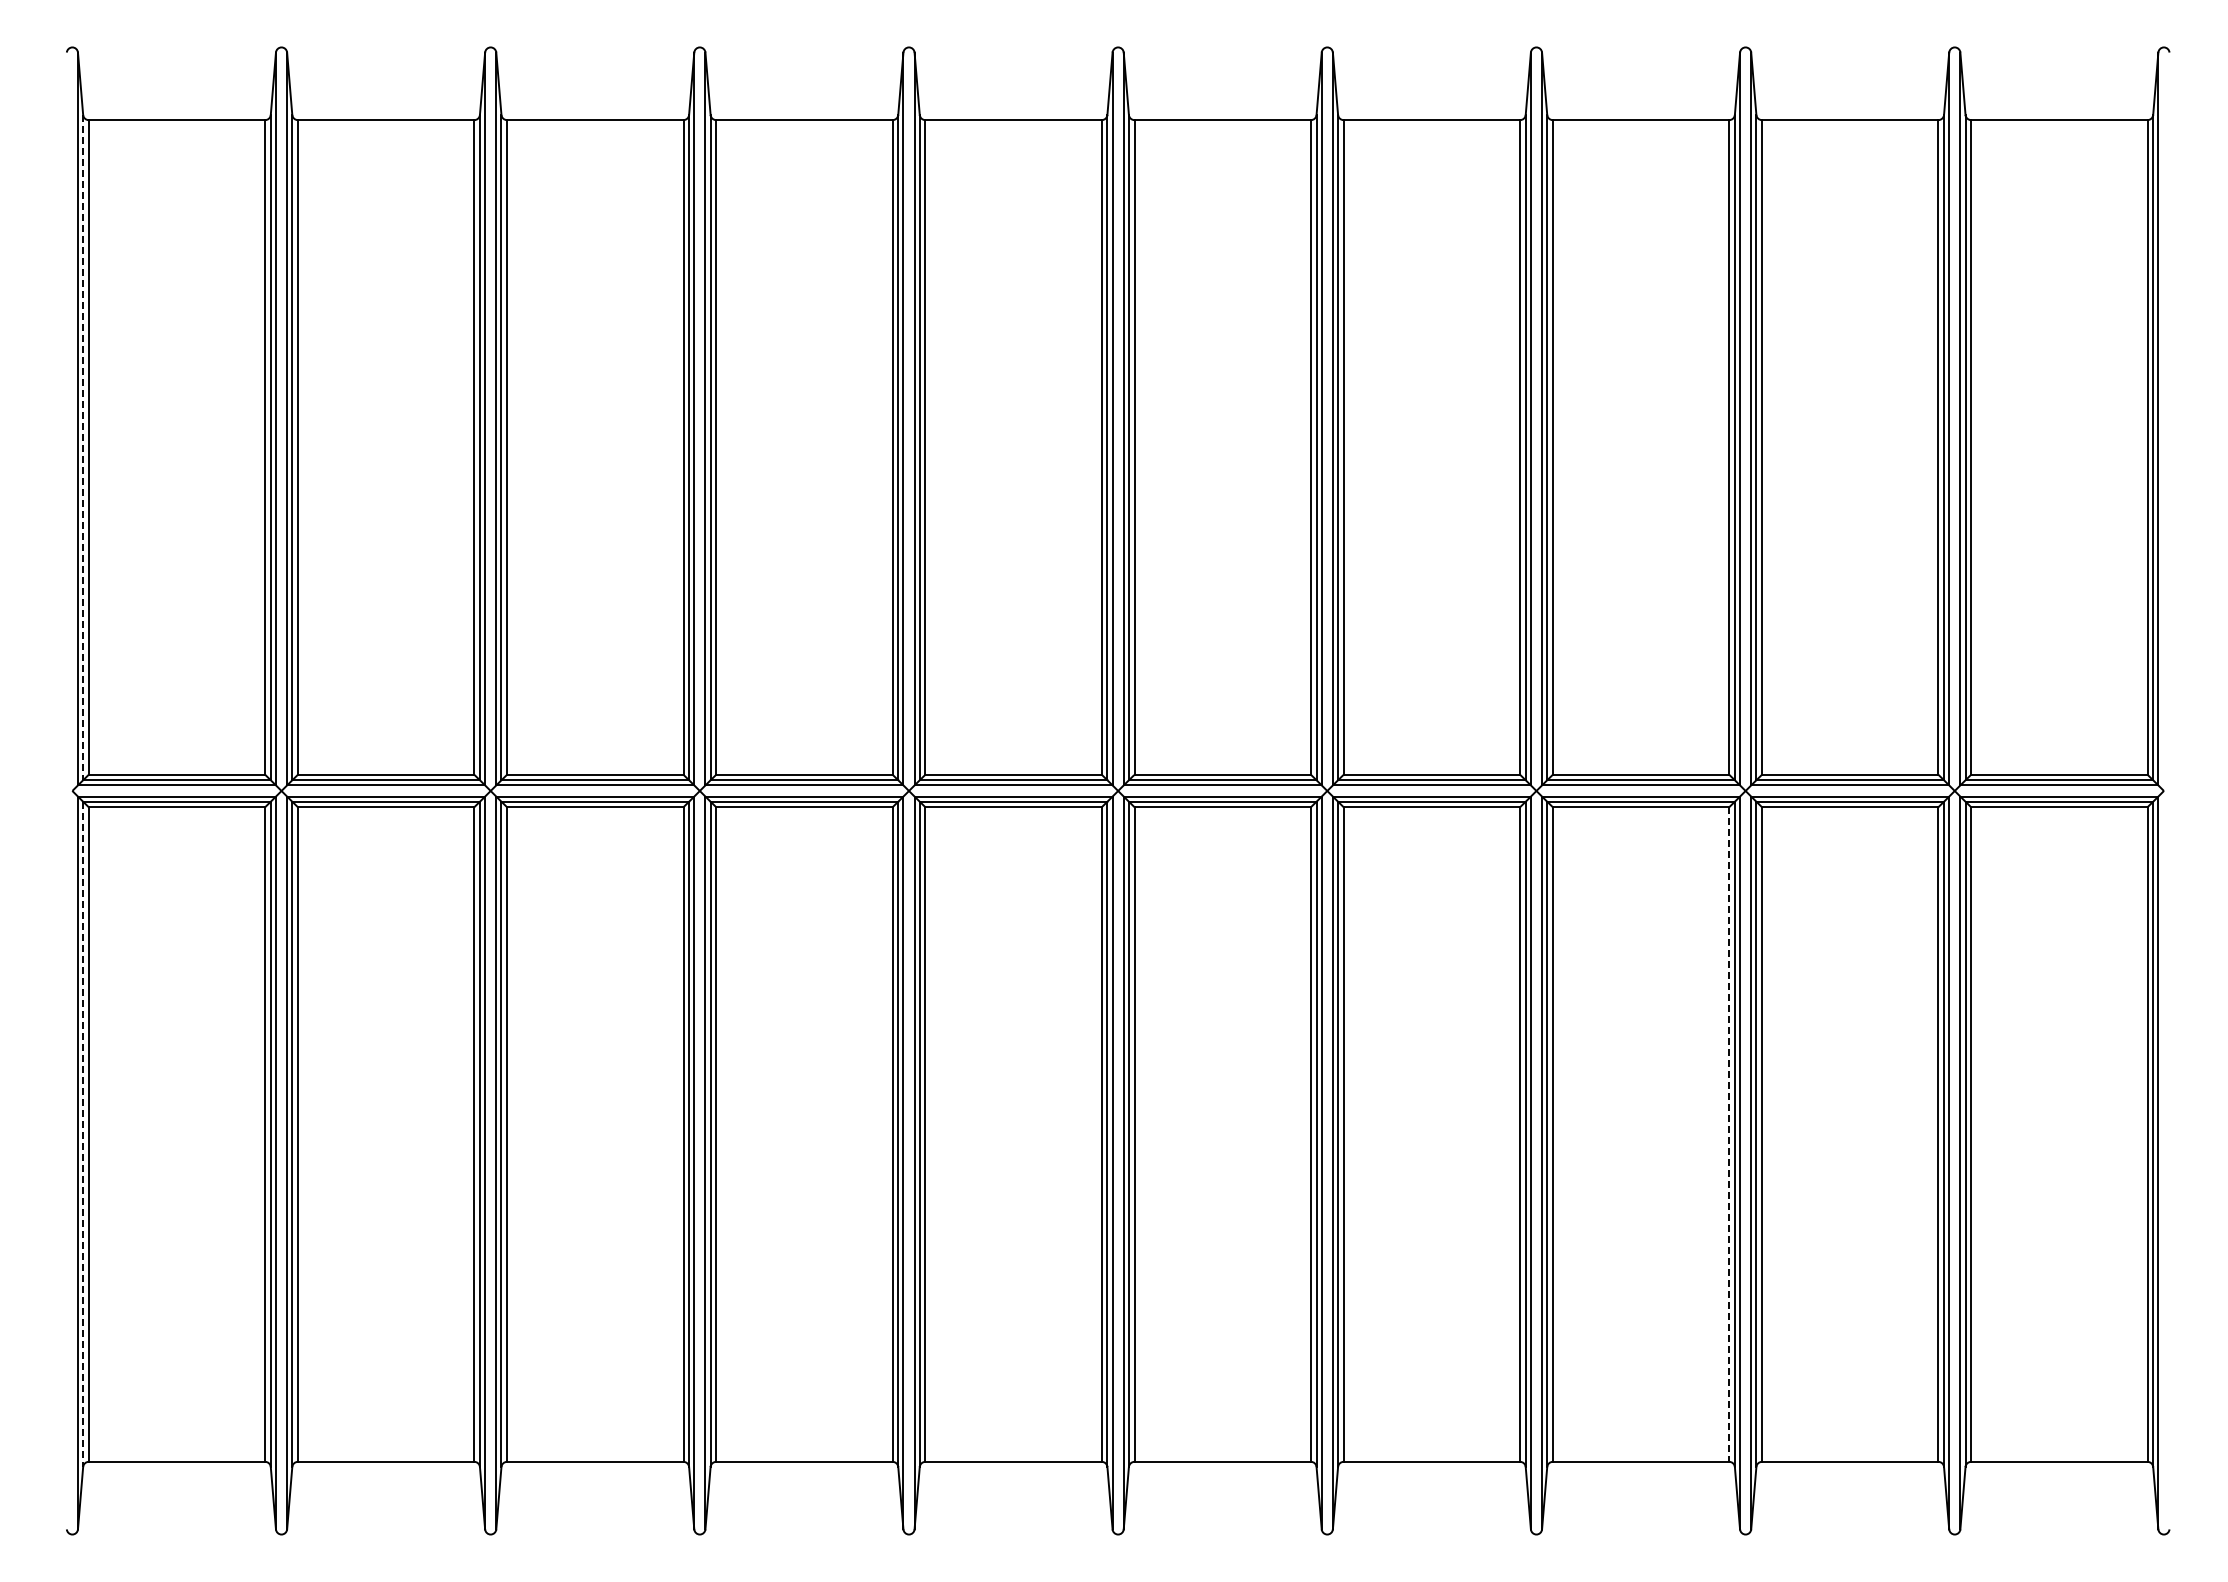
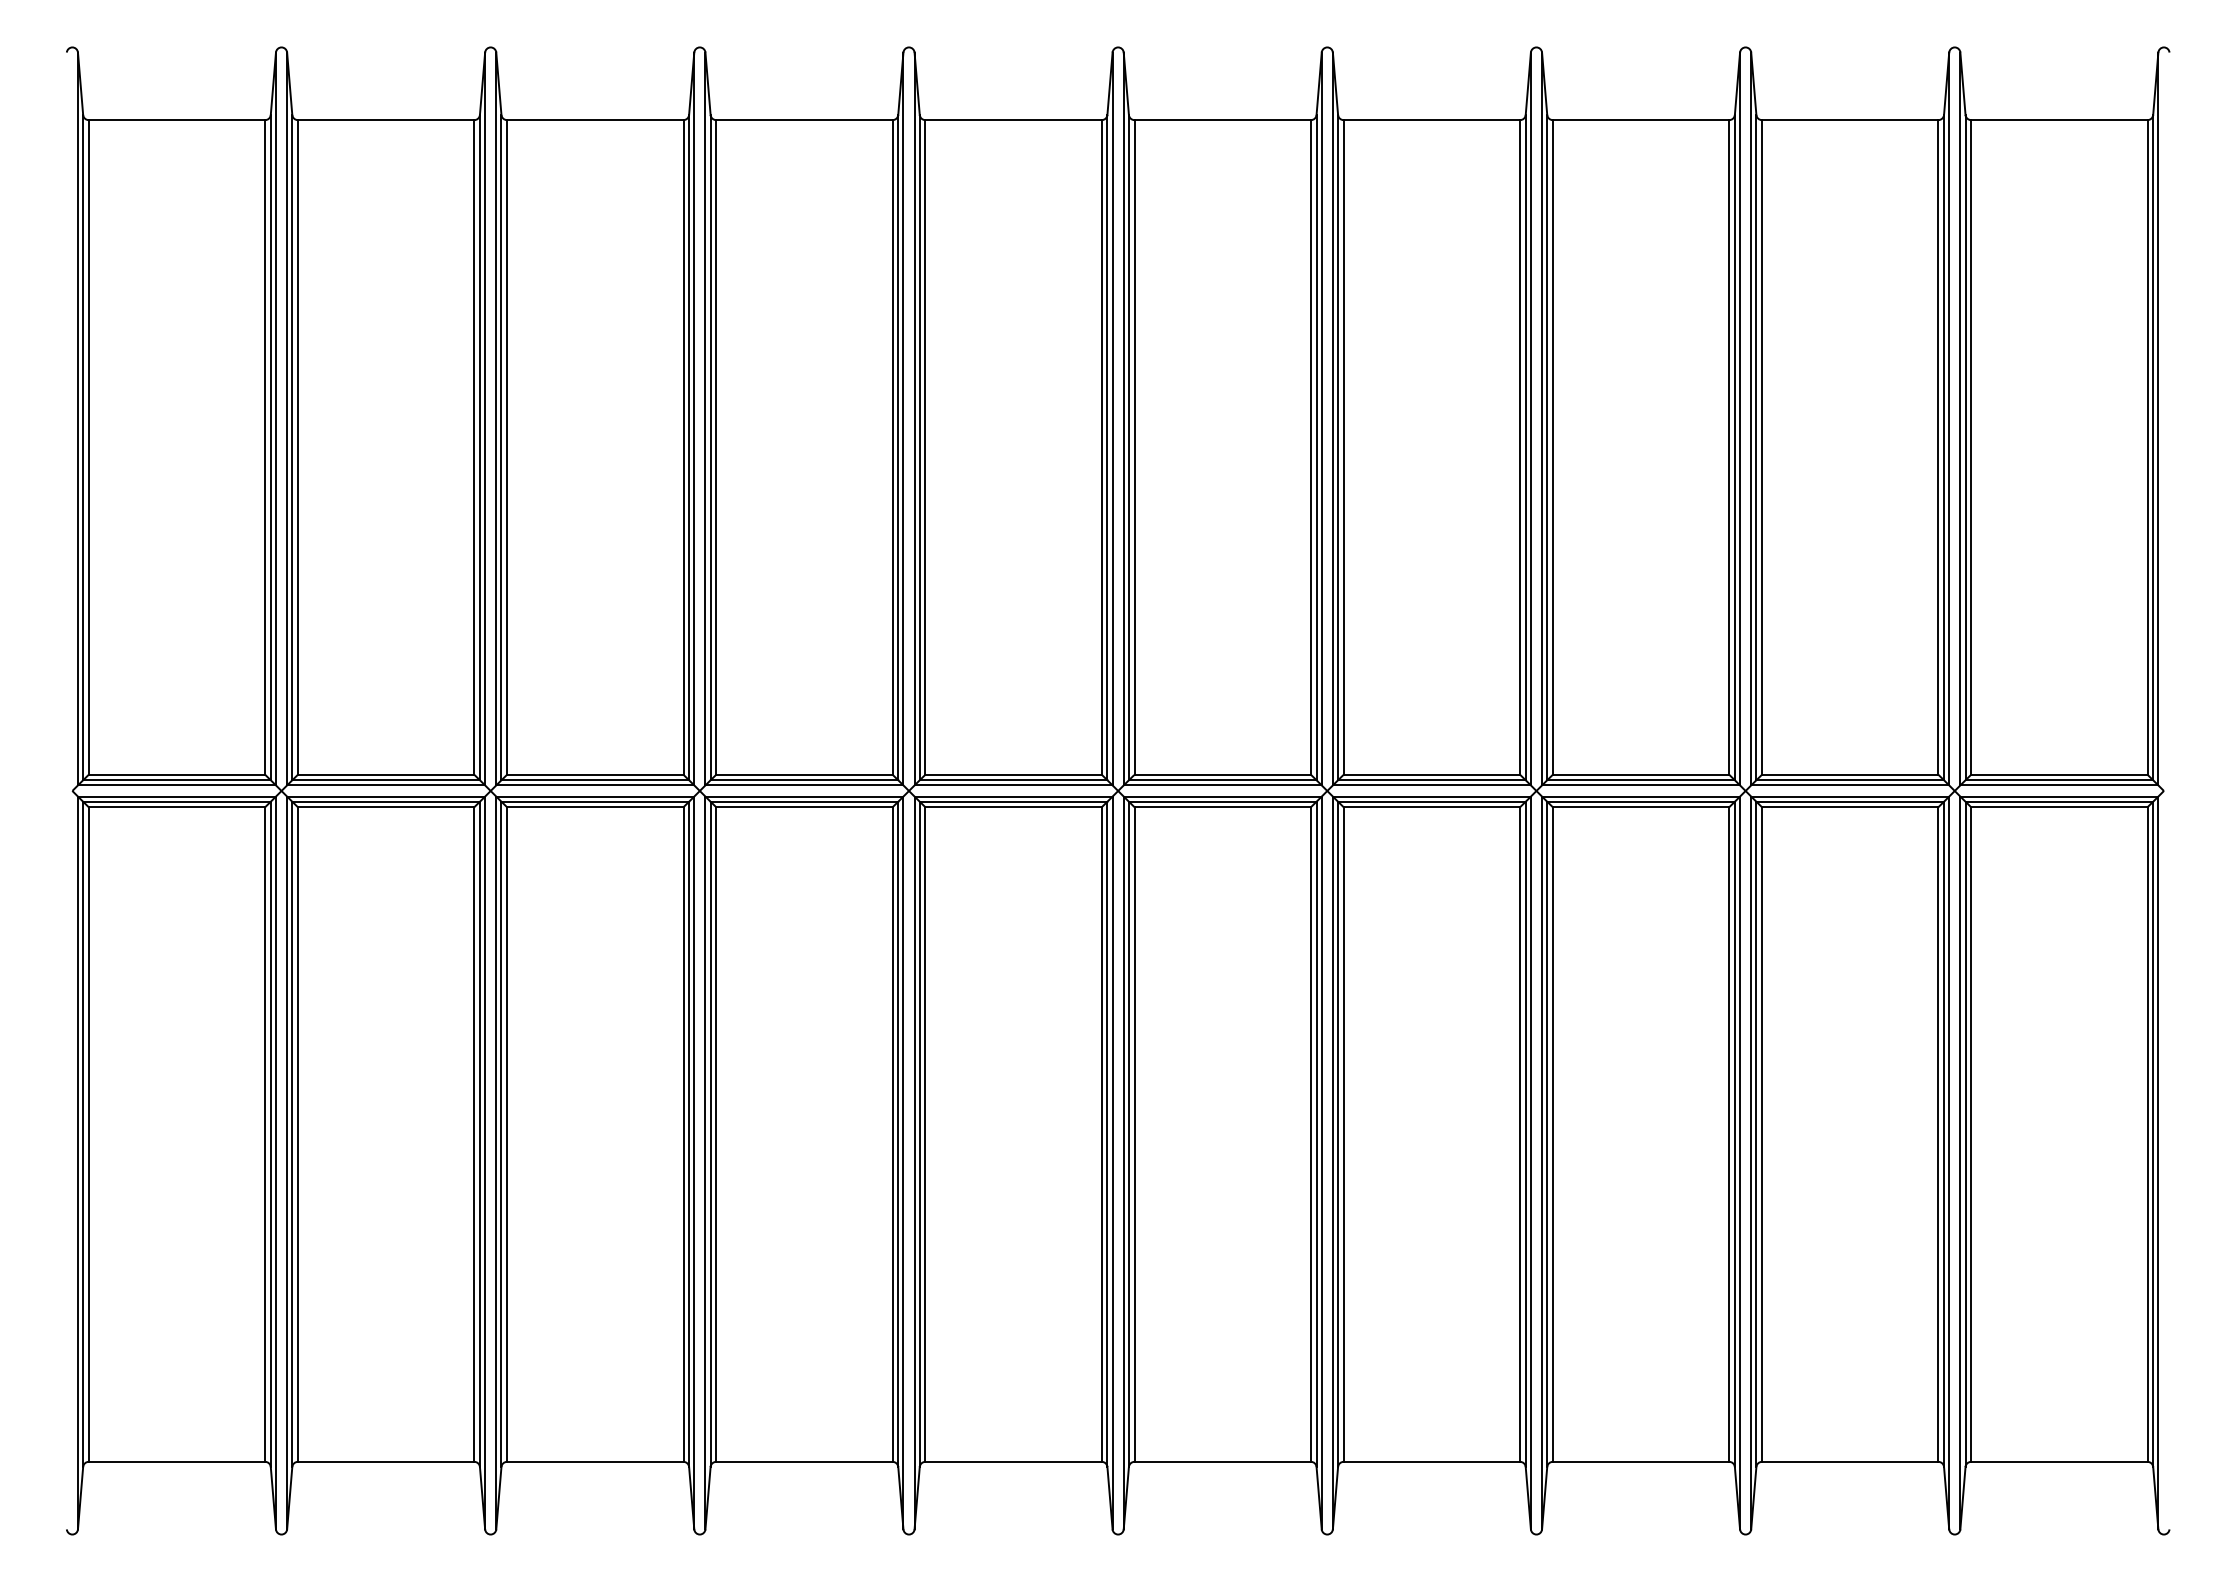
line: dashed -> solid (83, 447)
line: dashed -> solid (83, 1134)
line: dashed -> solid (1729, 1135)
